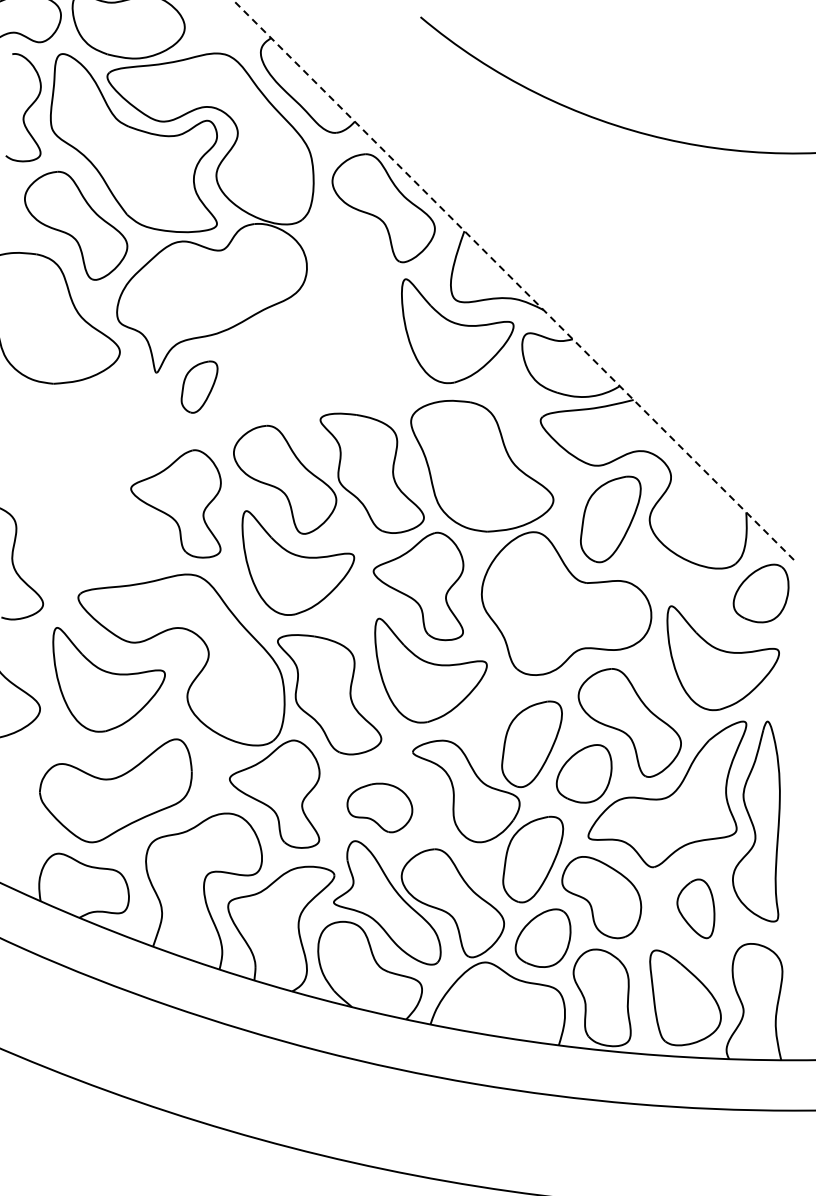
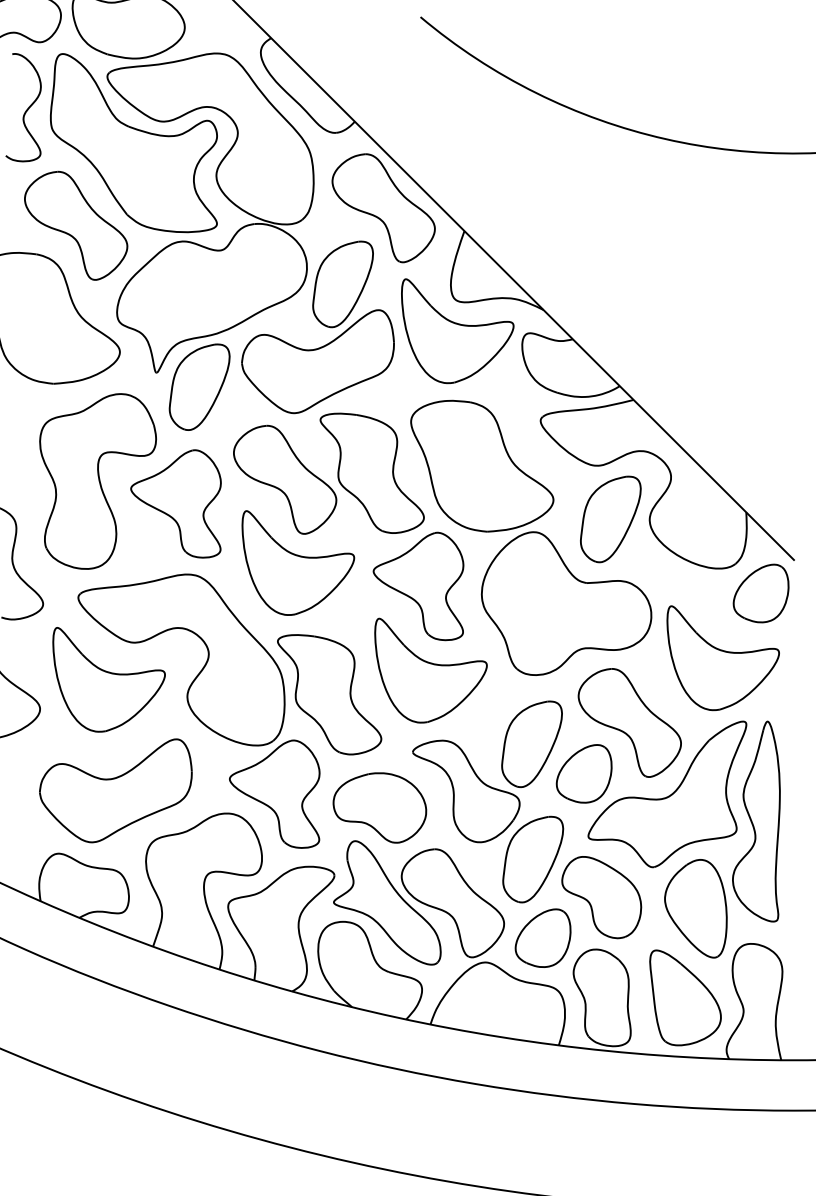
line: dashed -> solid (513, 279)
part: none -> present (317, 327)
part size: 39x54 px -> 63x88 px (199, 386)
part: none -> present (97, 481)
part size: 68x52 px -> 96x72 px (379, 807)
part size: 40x62 px -> 64x100 px (695, 908)
